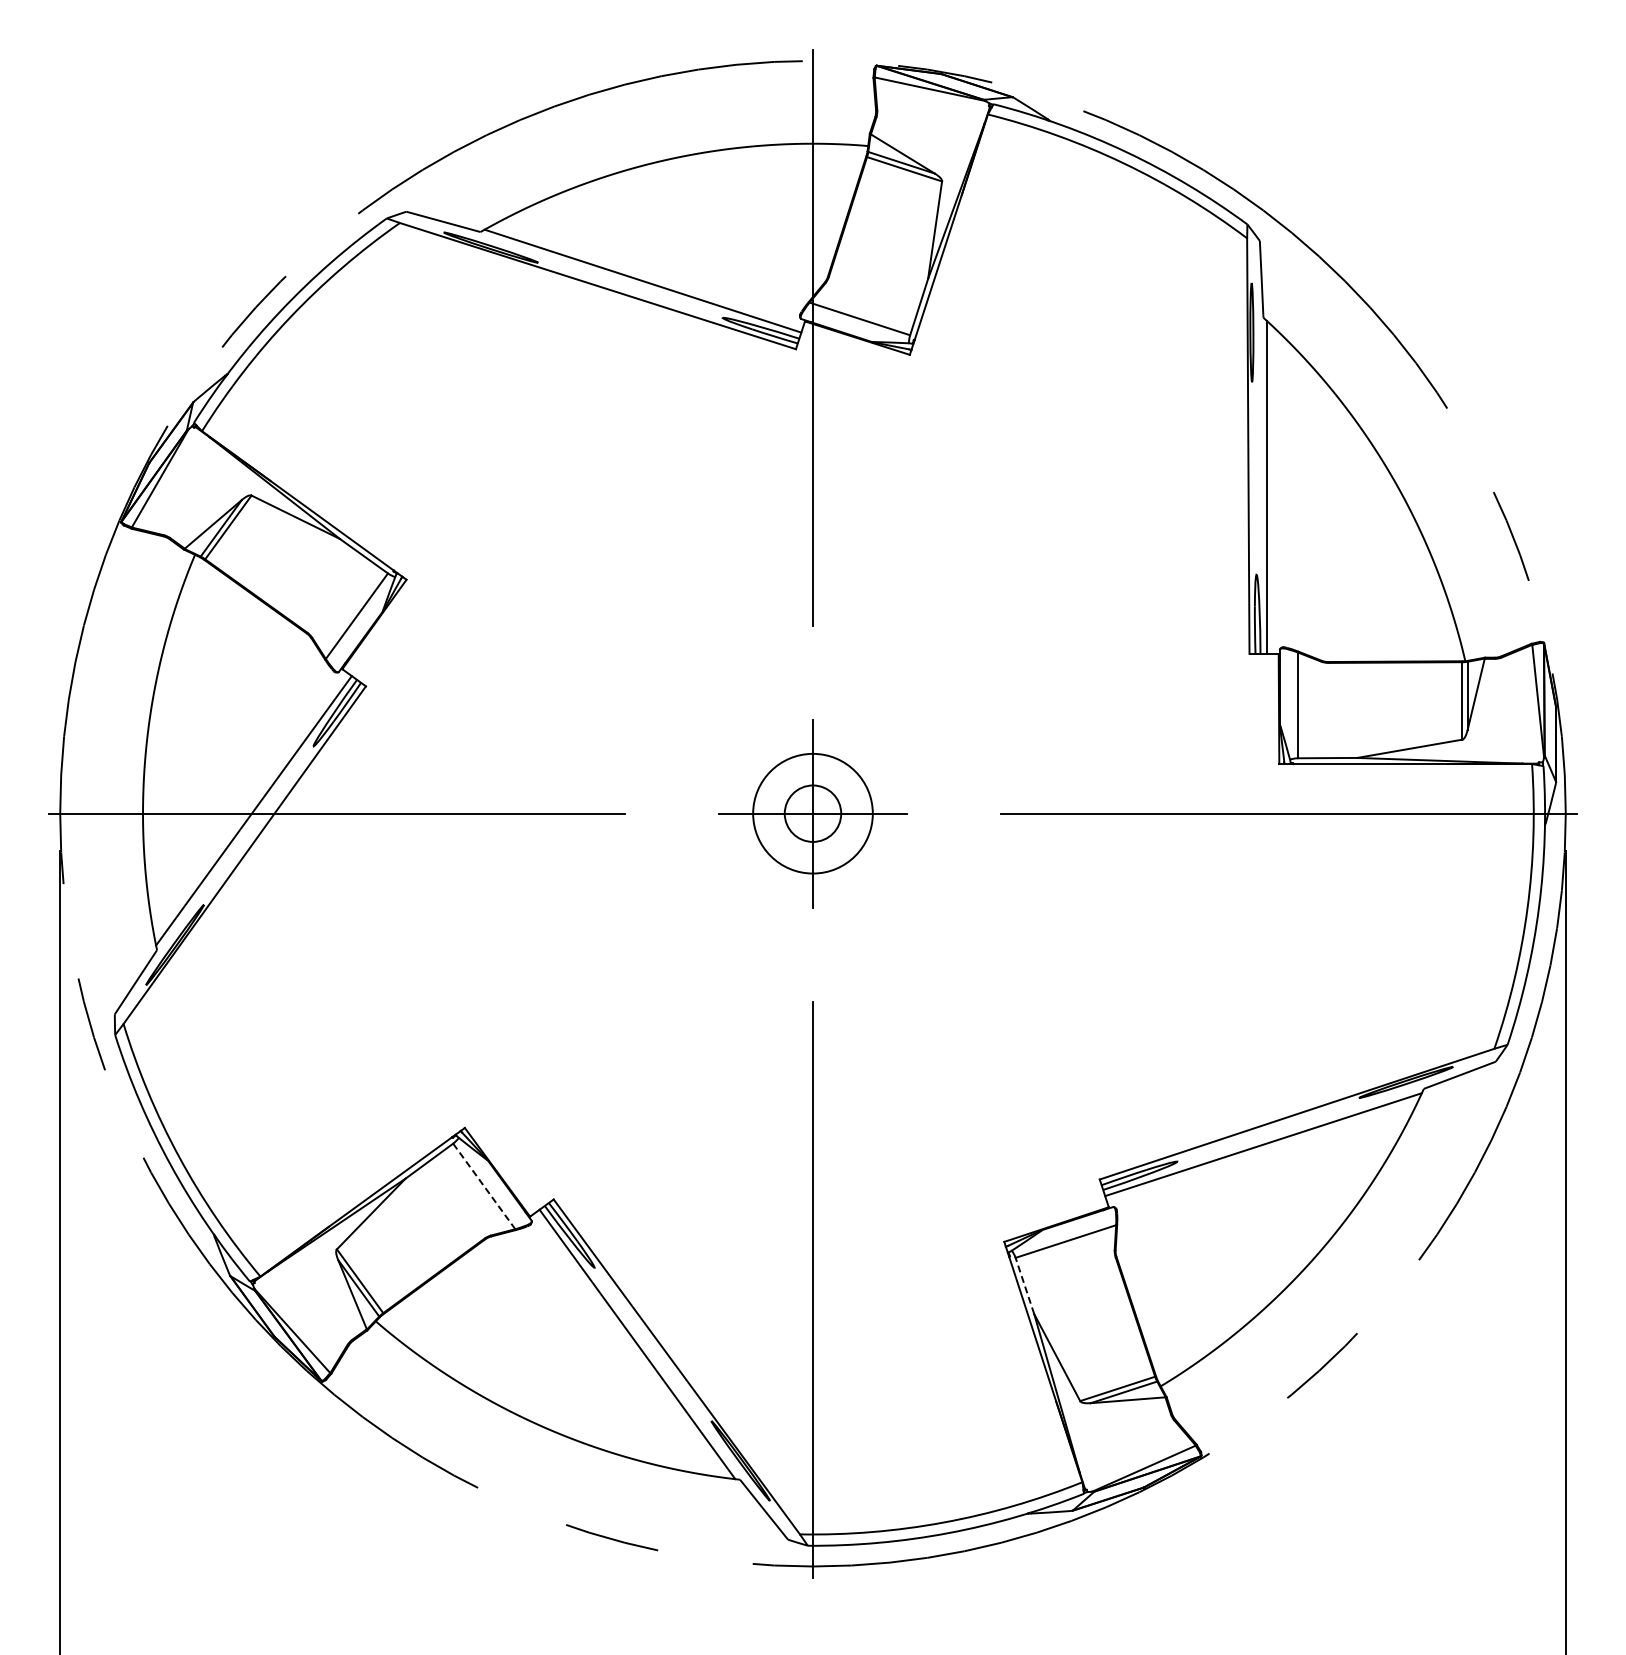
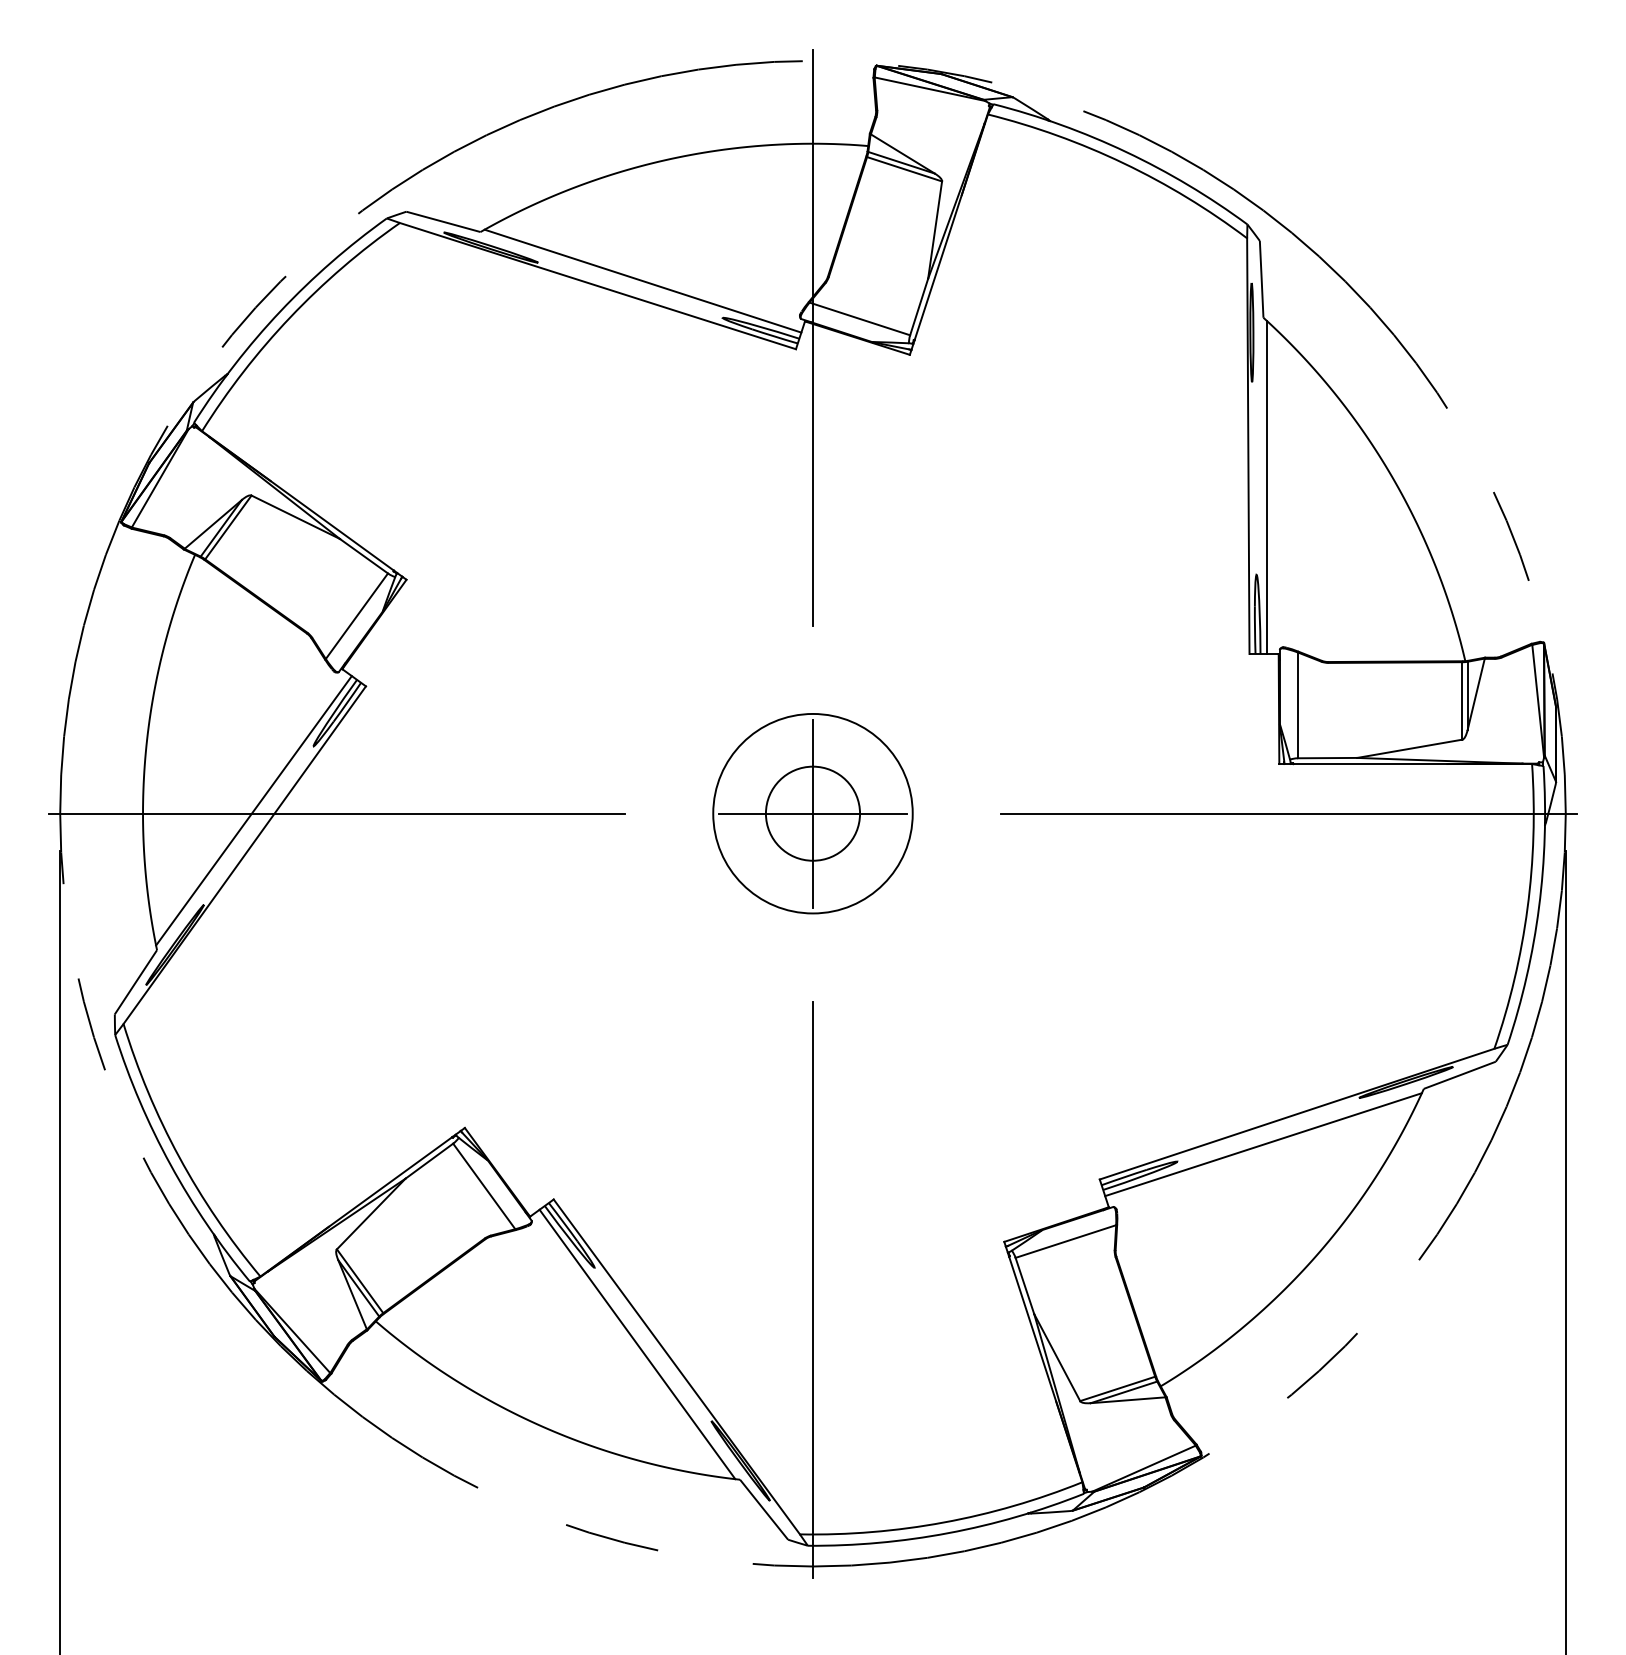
circle diameter: 120 px -> 199 px (812, 813)
circle diameter: 56 px -> 94 px (812, 813)
line: dashed -> solid (484, 1186)
line: dashed -> solid (1024, 1285)
